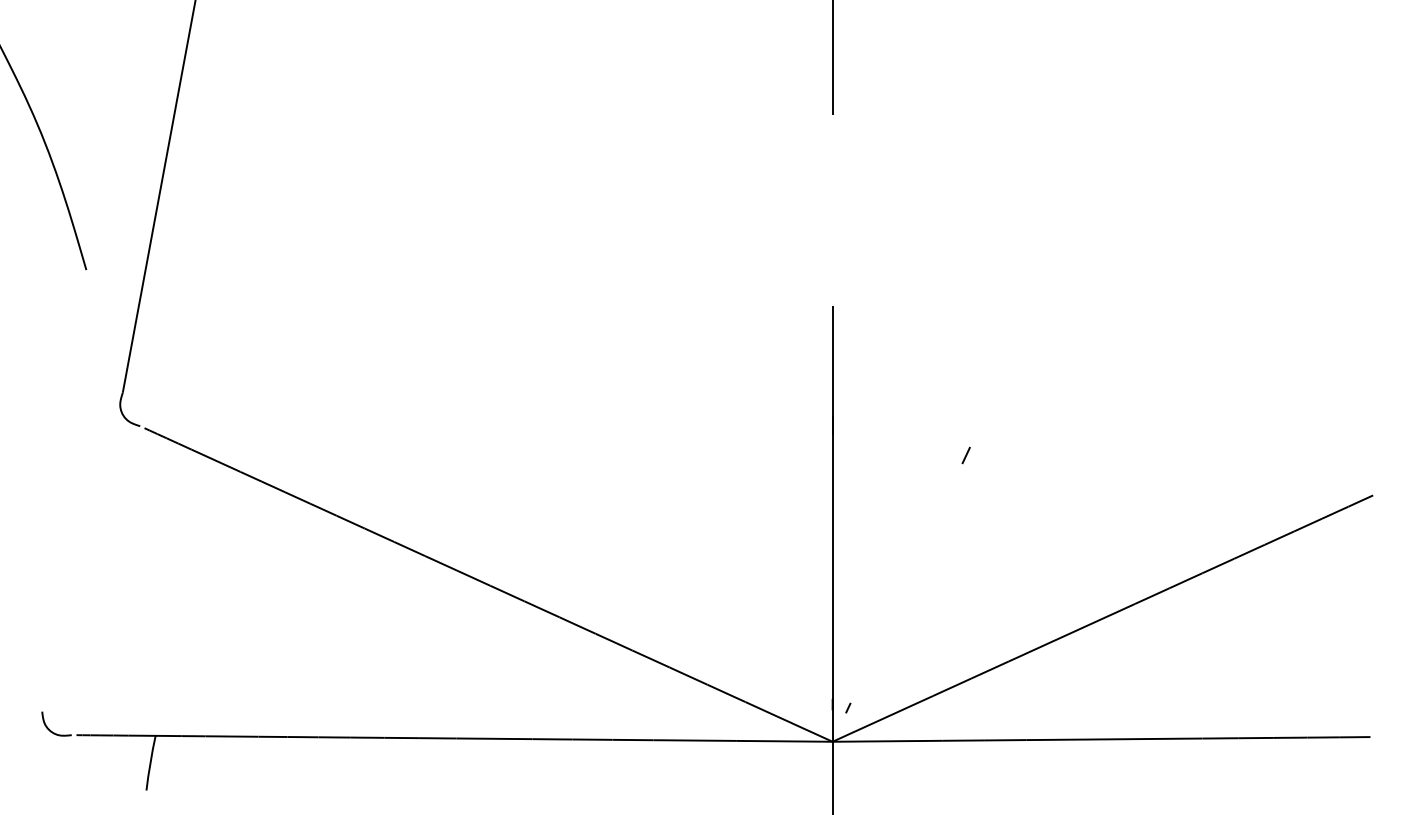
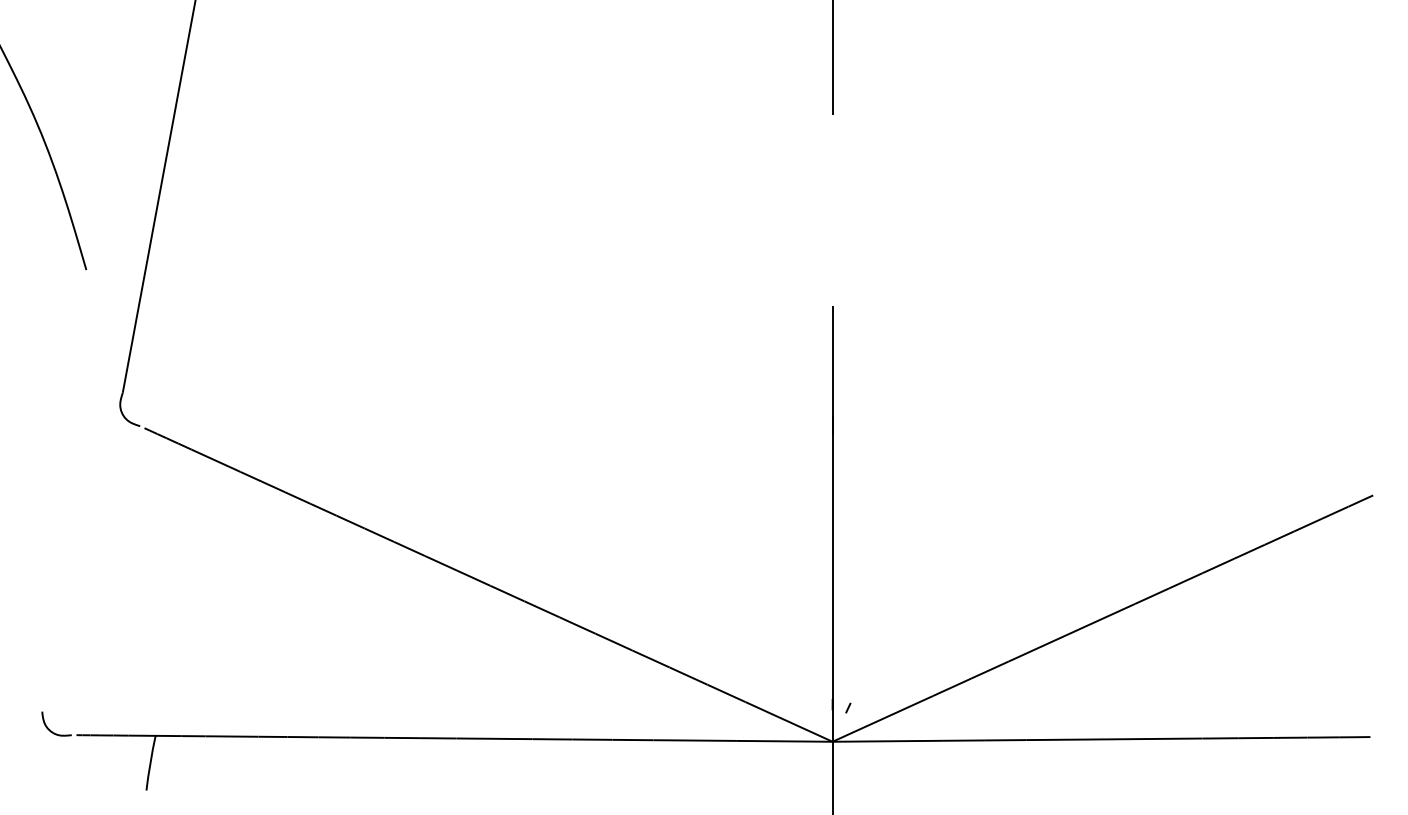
line: present -> none (965, 455)
